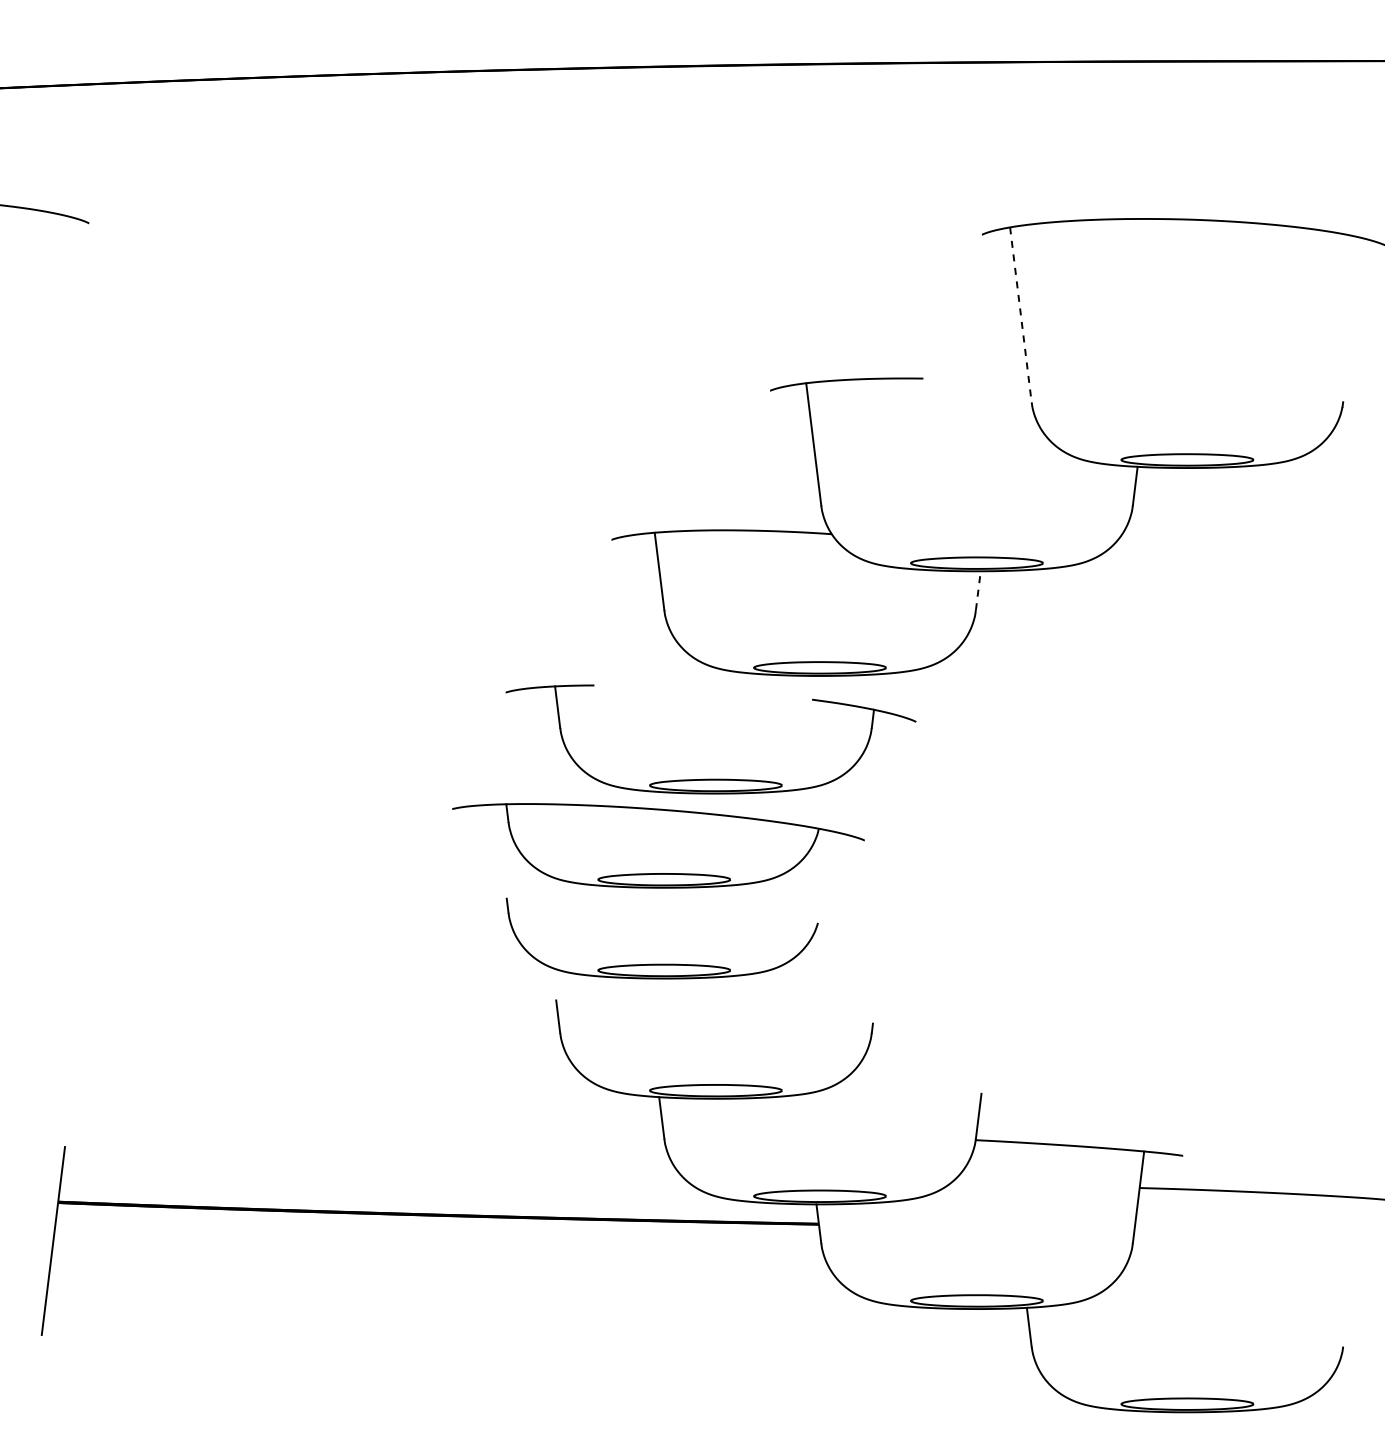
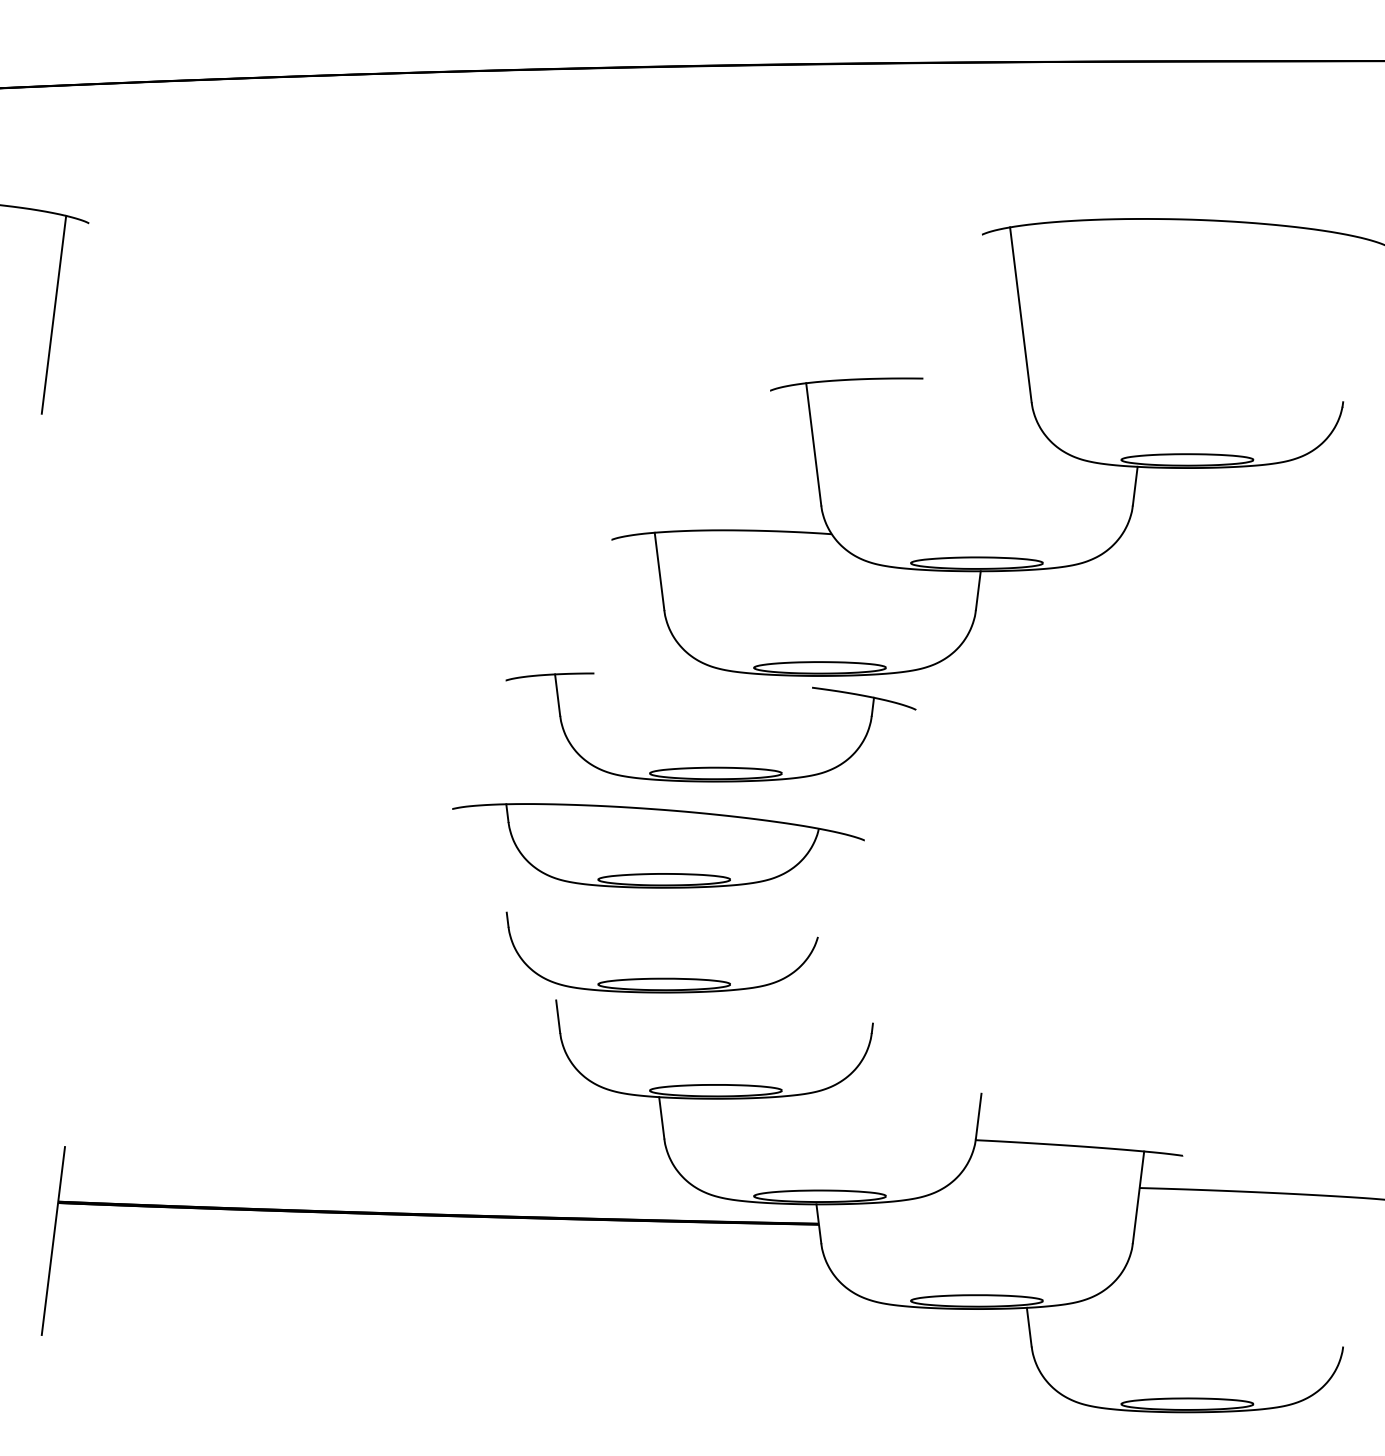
line: none -> present (53, 314)
line: dashed -> solid (1020, 315)
line: dashed -> solid (978, 590)
part position: (710, 778) -> (710, 766) (710, 766)
part position: (661, 963) -> (661, 977) (661, 977)
